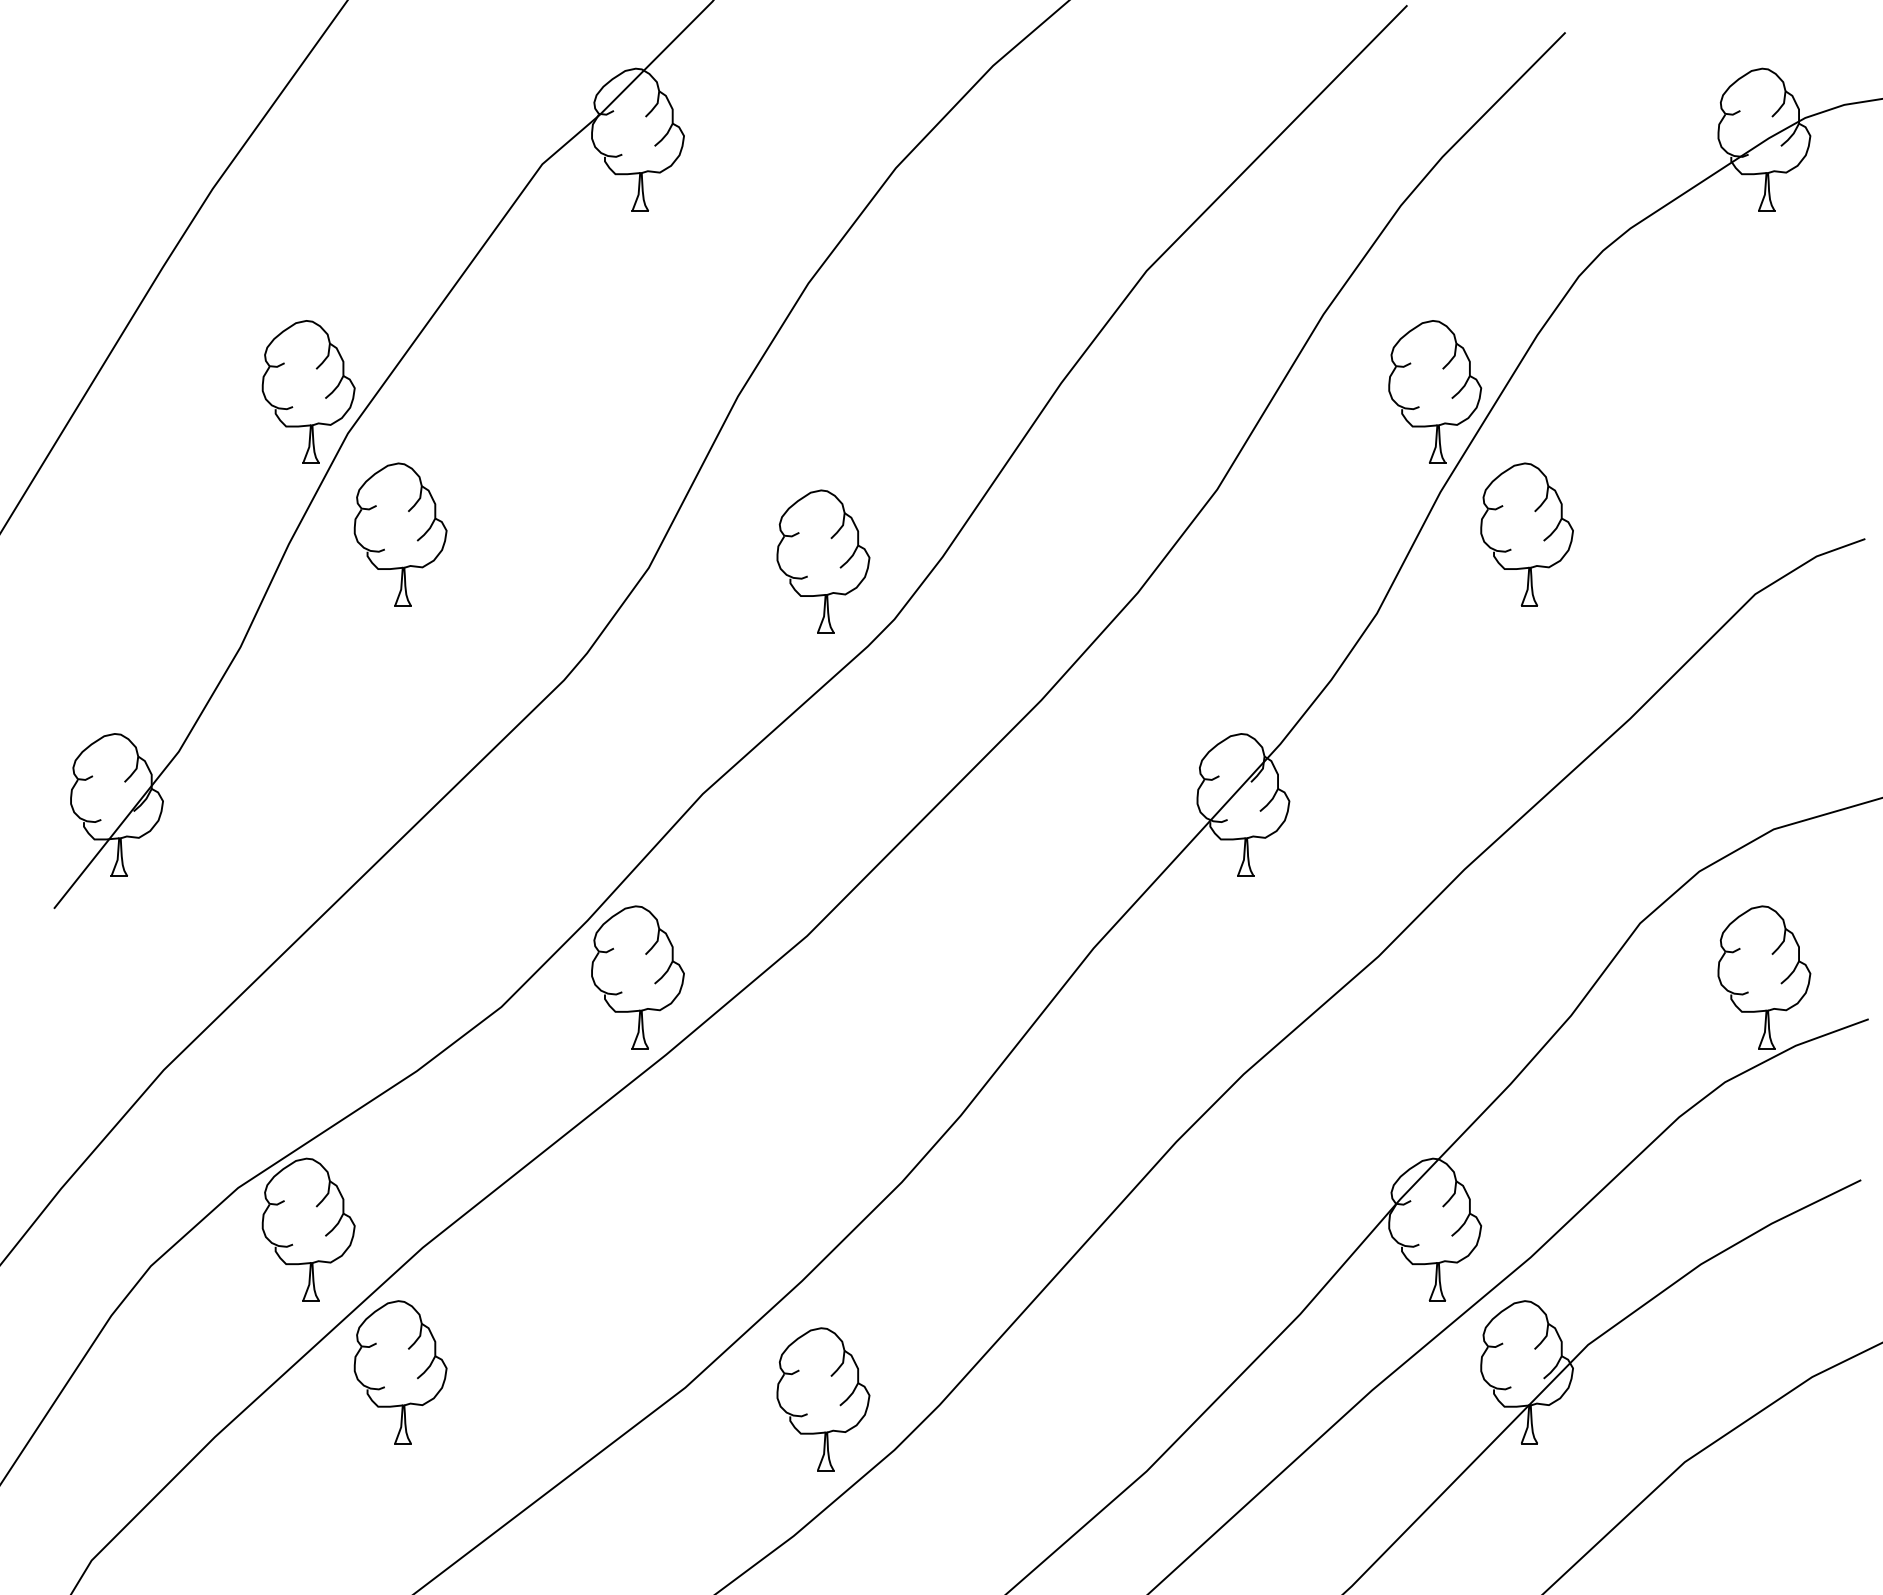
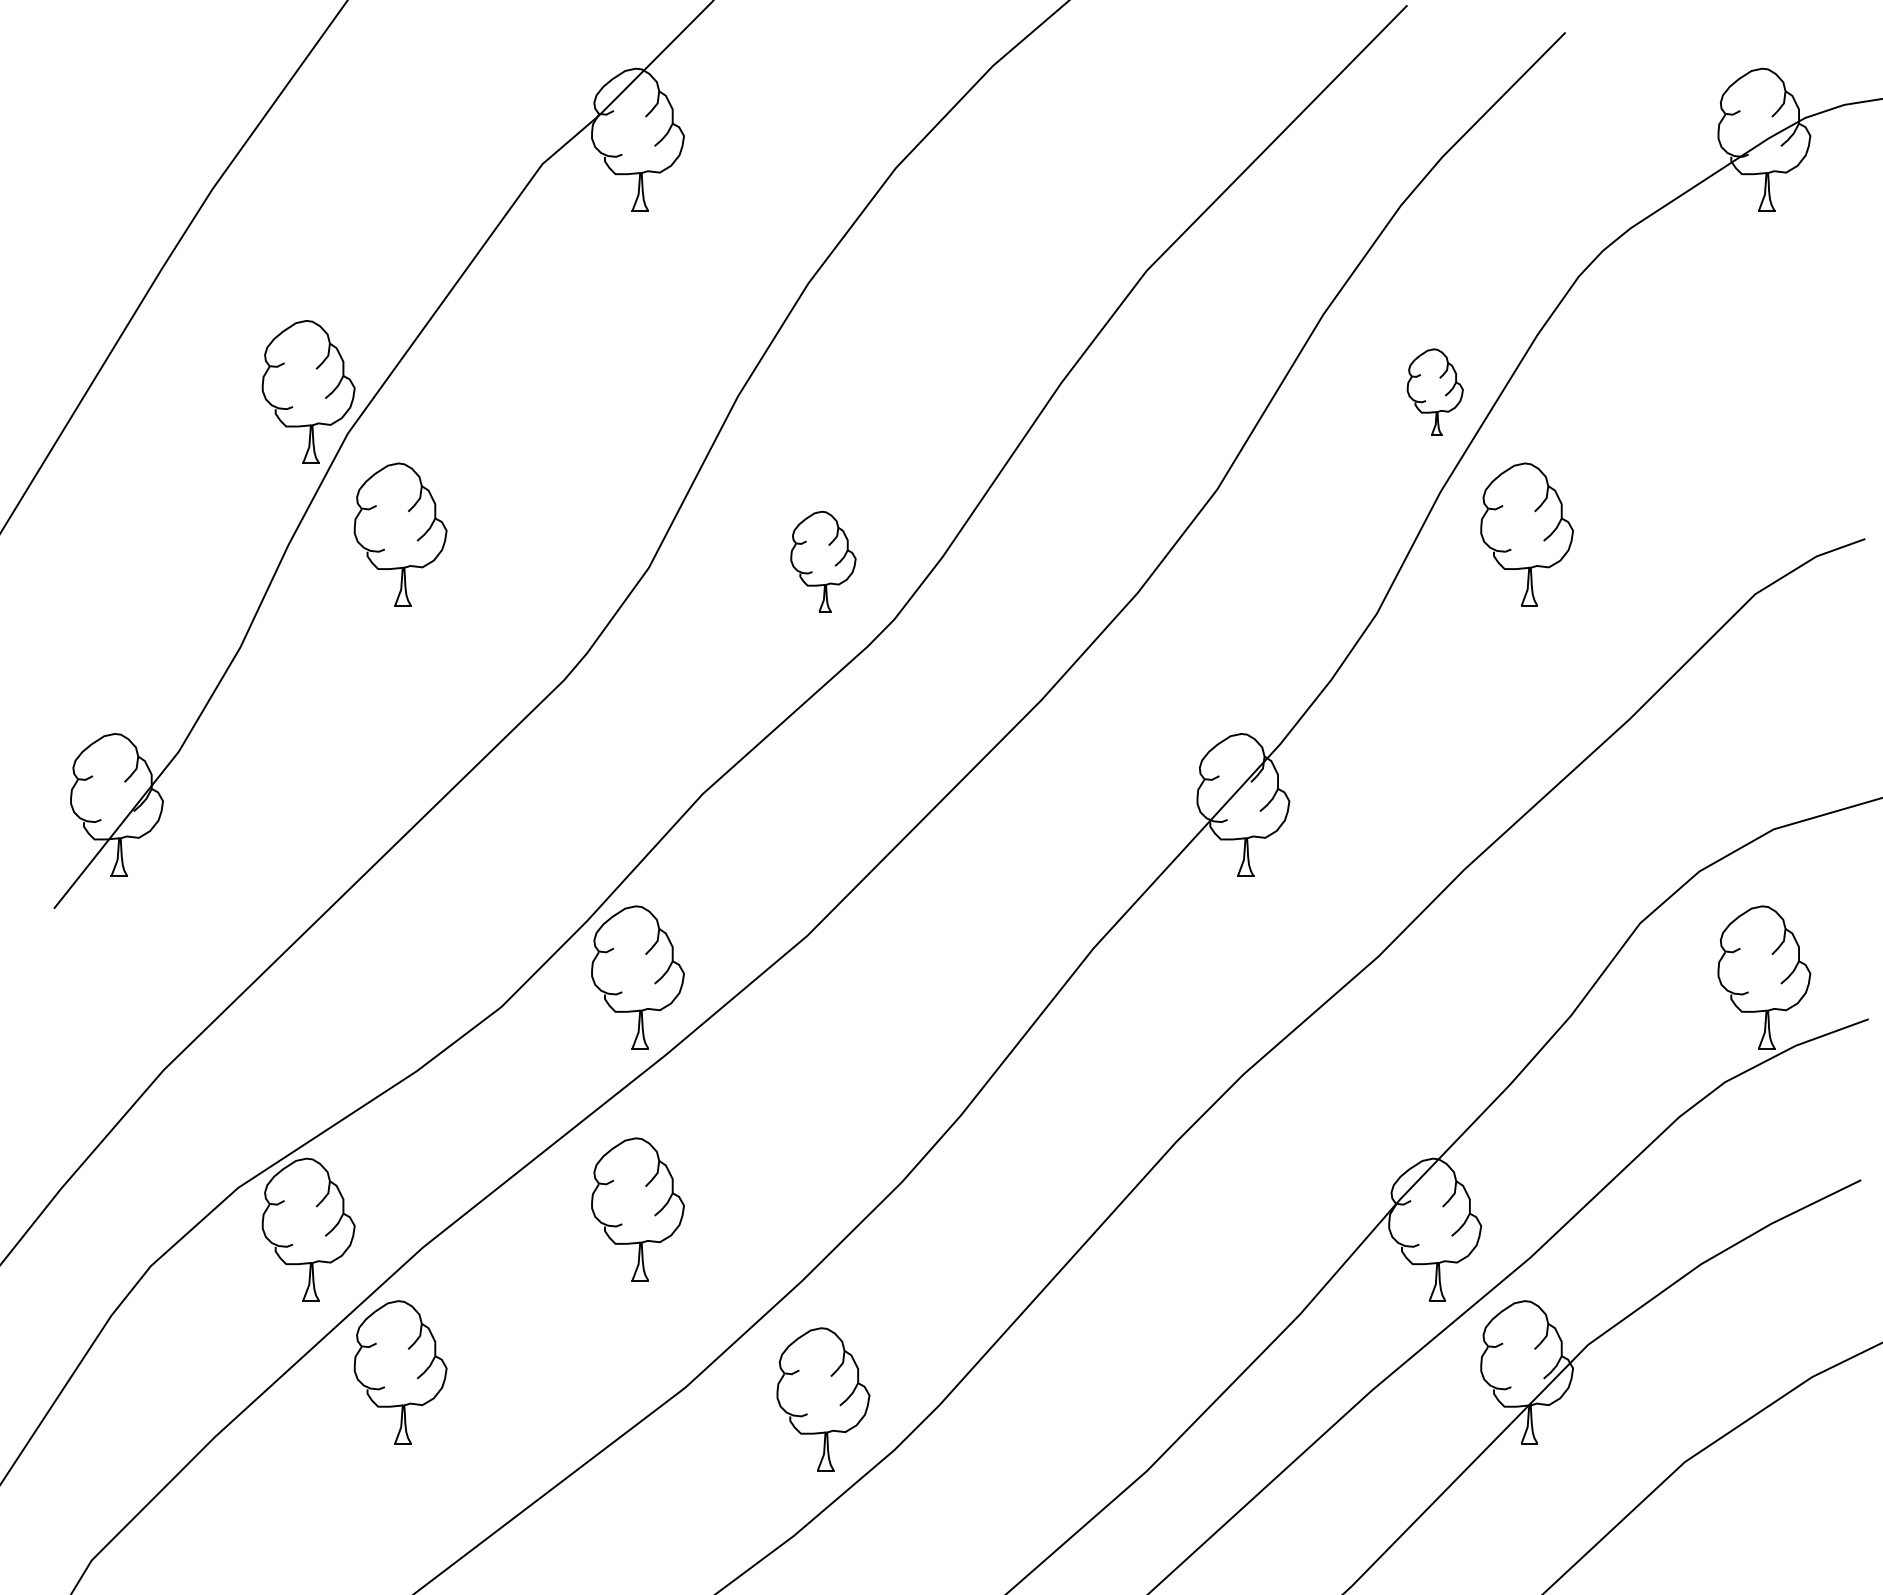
part size: 95x144 px -> 58x88 px (1434, 391)
part size: 95x145 px -> 67x103 px (823, 561)
part: none -> present (637, 1209)
